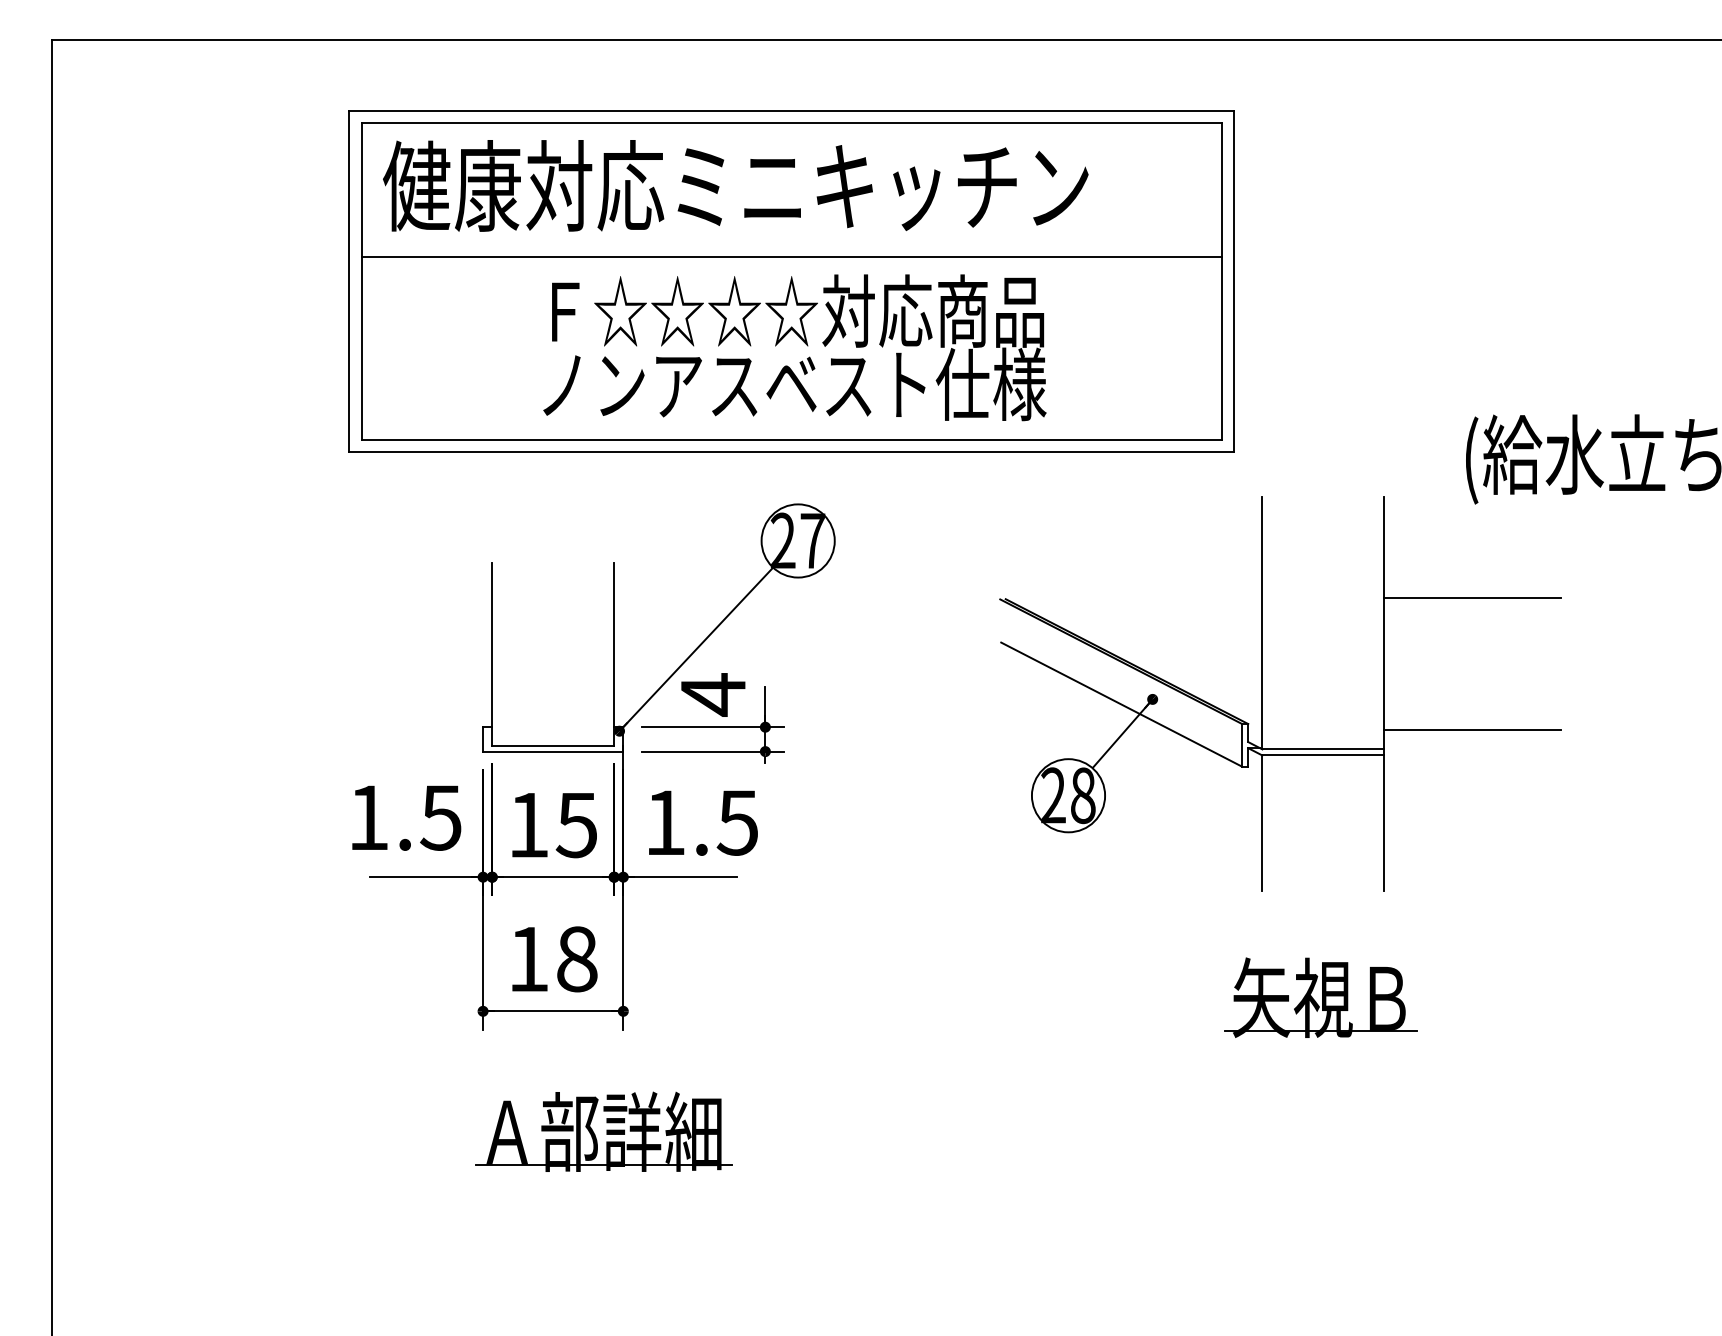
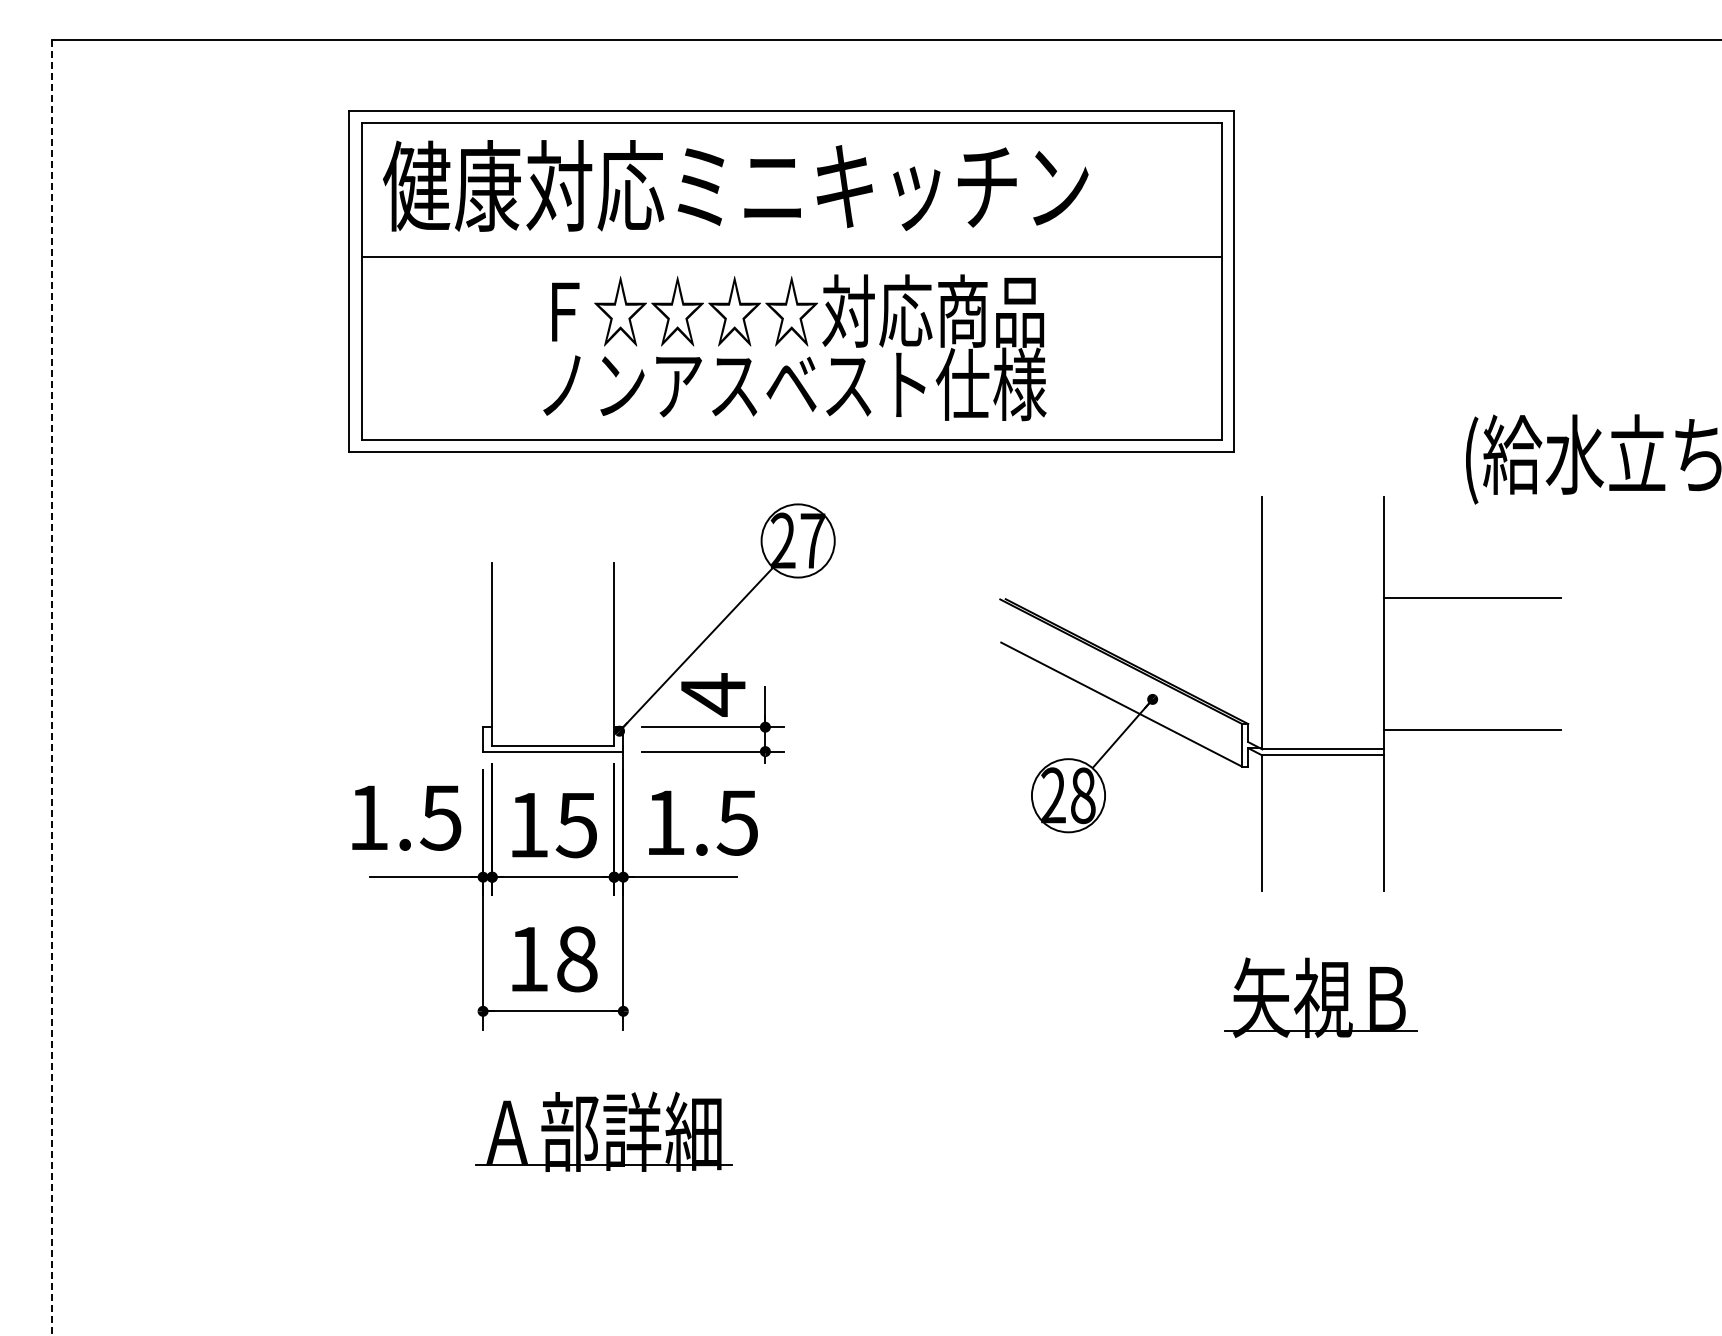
line: solid -> dashed (51, 688)
